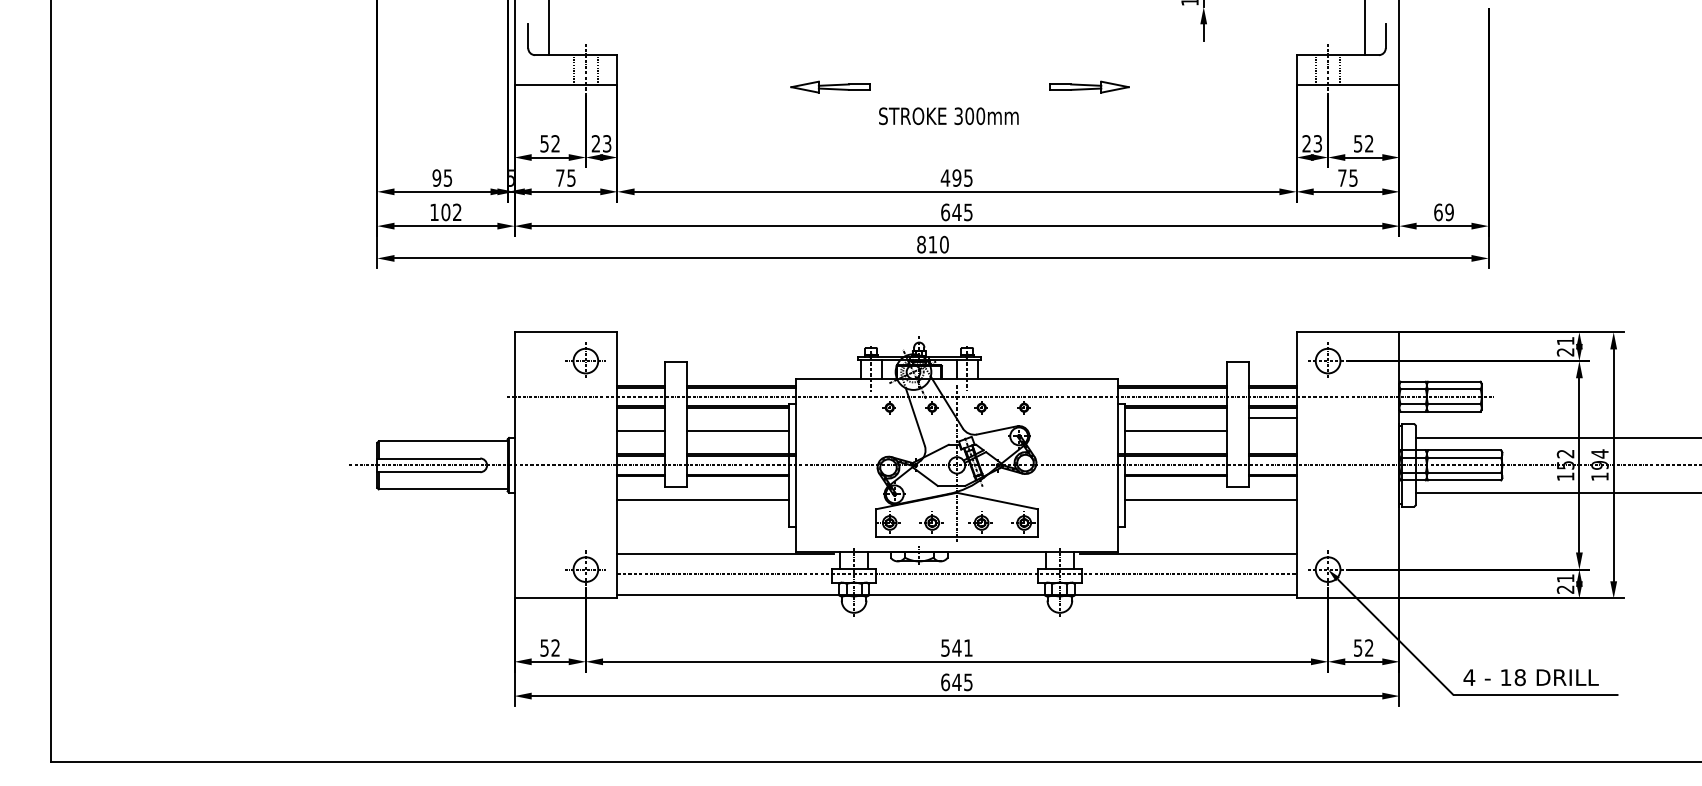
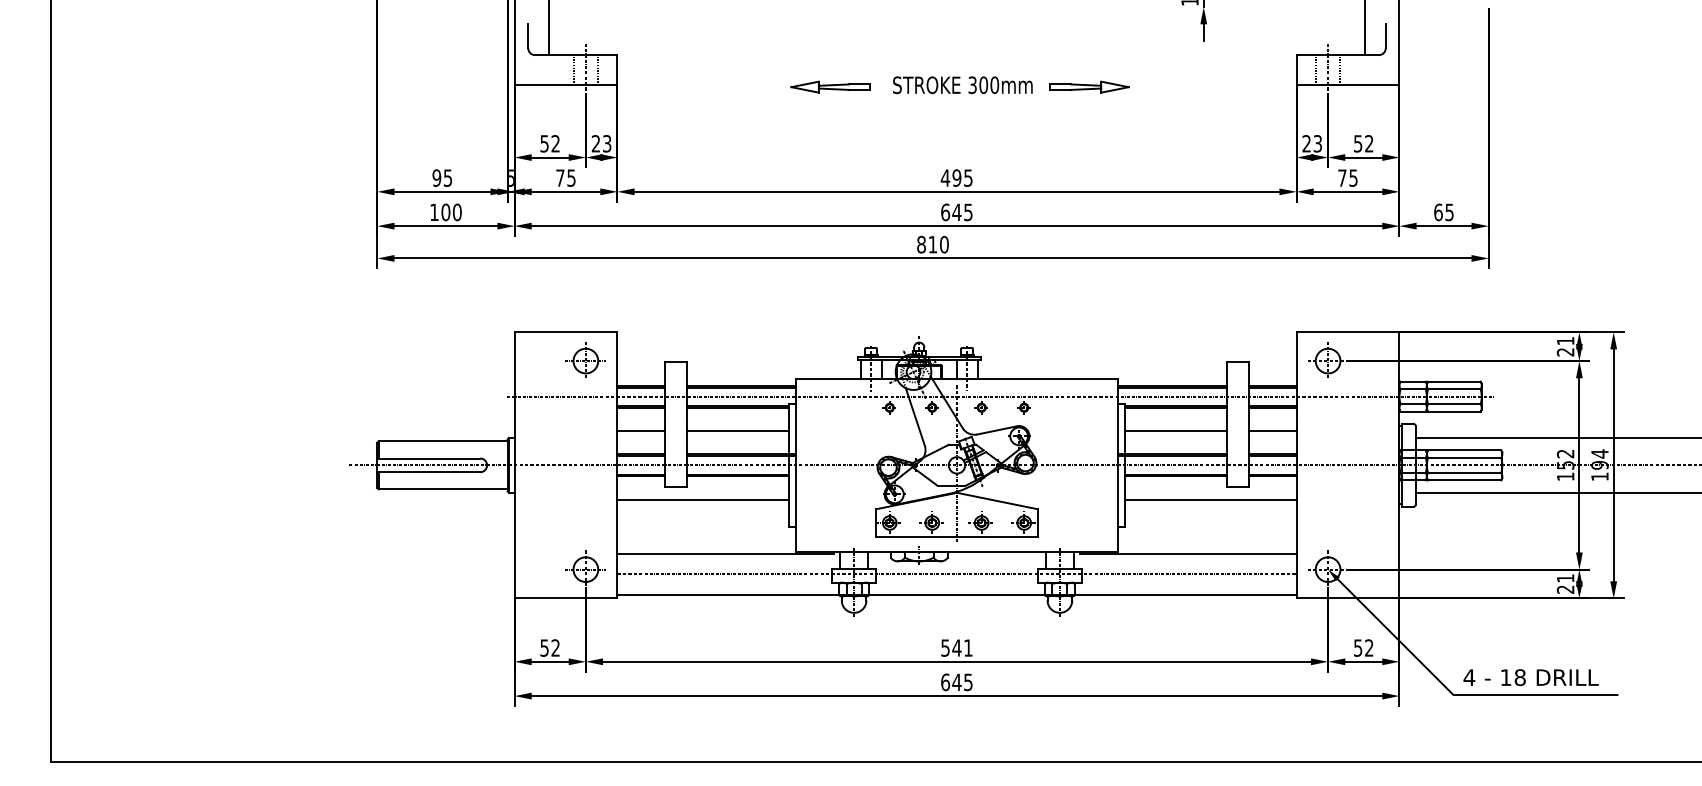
text position: (948, 116) -> (962, 85) (962, 85)
text: 69 -> 65 (1449, 211)
text: 102 -> 100 (456, 212)
line position: (1272, 418) -> (1272, 431) (1272, 431)
